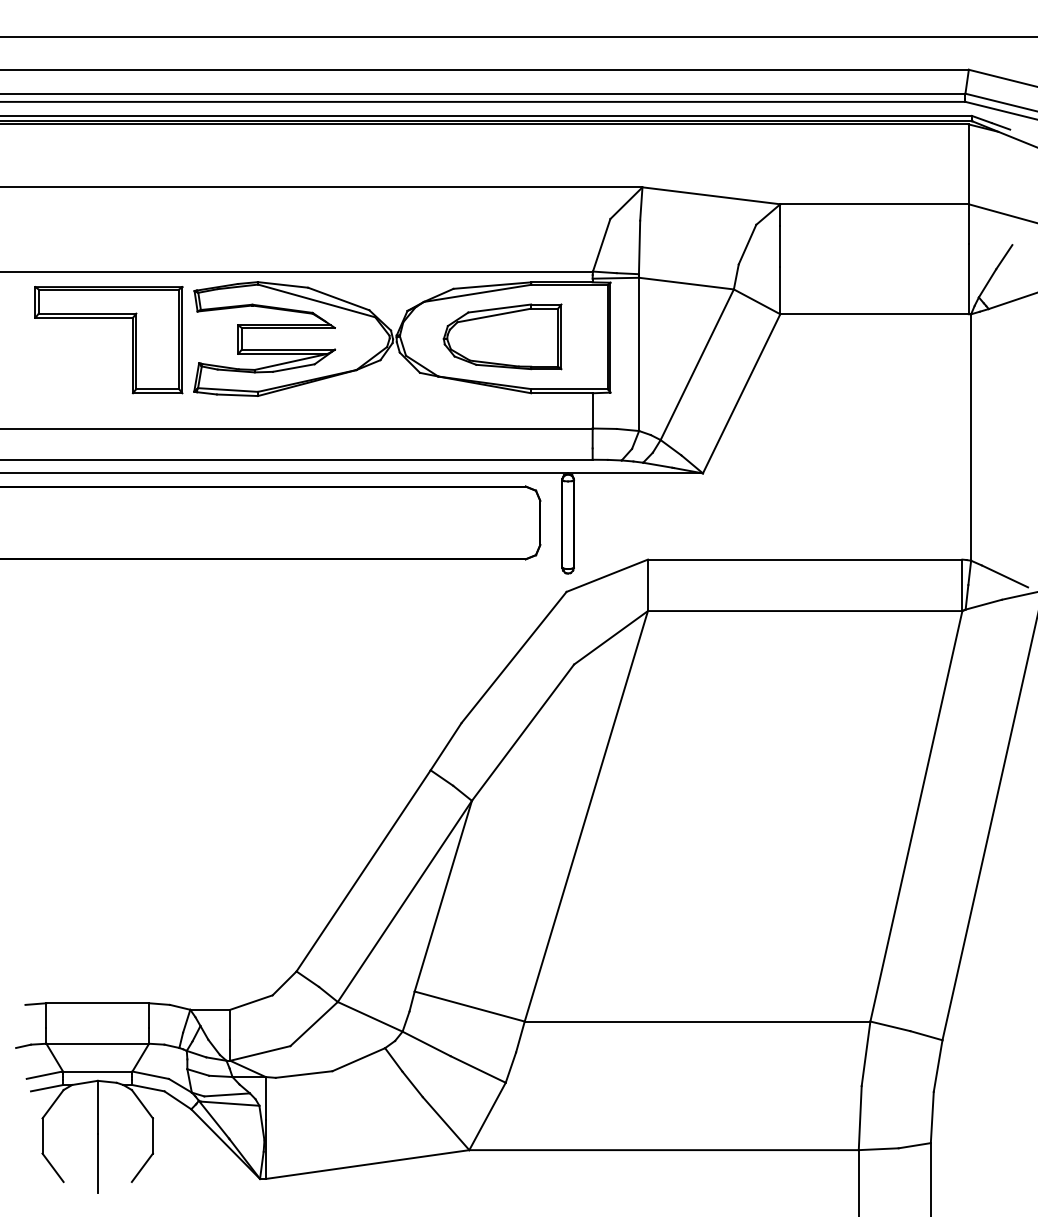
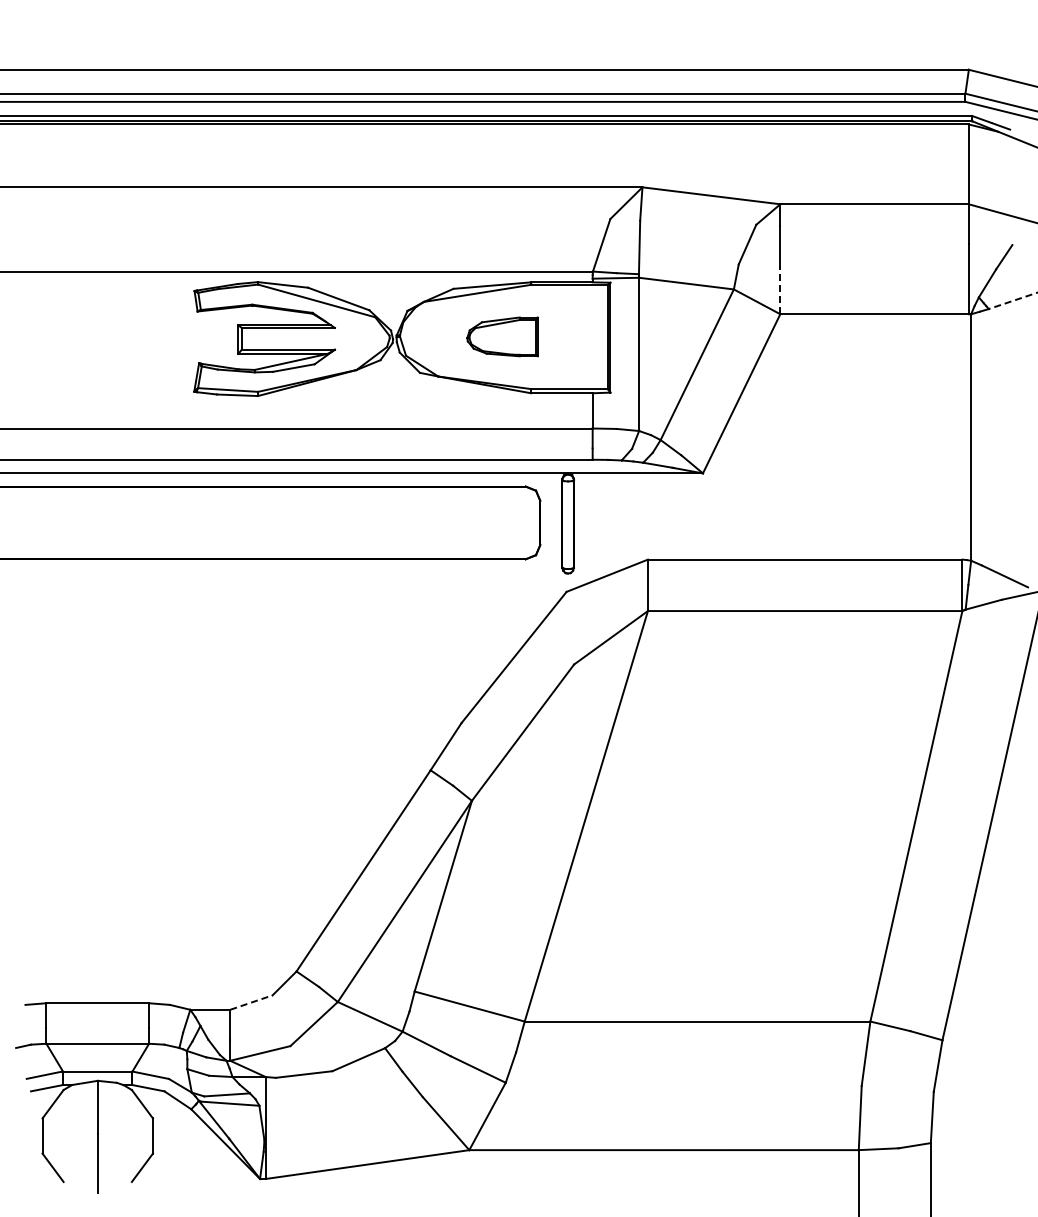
line: present -> none (518, 36)
line: solid -> dashed (780, 290)
line: solid -> dashed (1013, 300)
part: present -> none (108, 318)
part size: 121x68 px -> 73x42 px (502, 336)
line: solid -> dashed (251, 1002)
